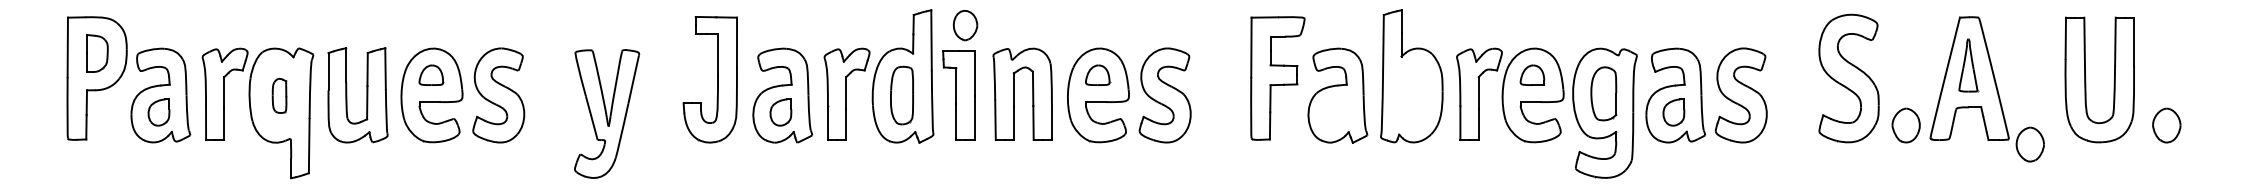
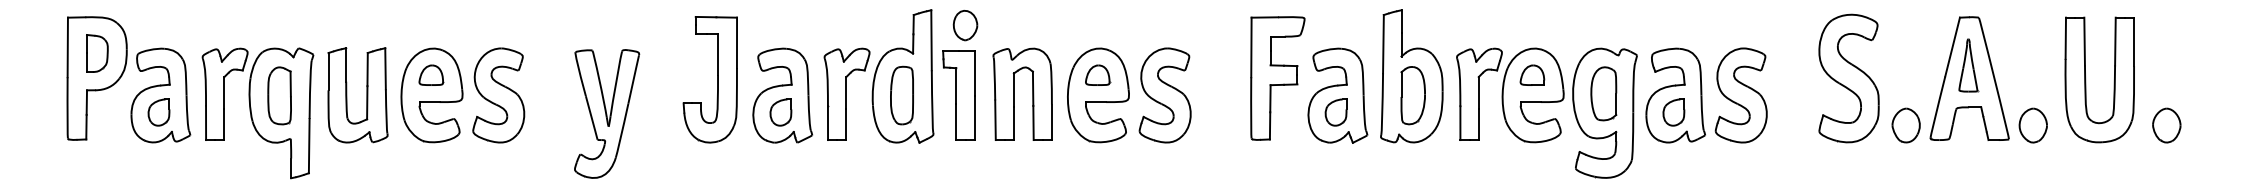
part size: 17x37 px -> 25x60 px (279, 95)
part: none -> present (1412, 95)
part: none -> present (1335, 112)
part position: (2029, 144) -> (2032, 125) (2032, 125)
